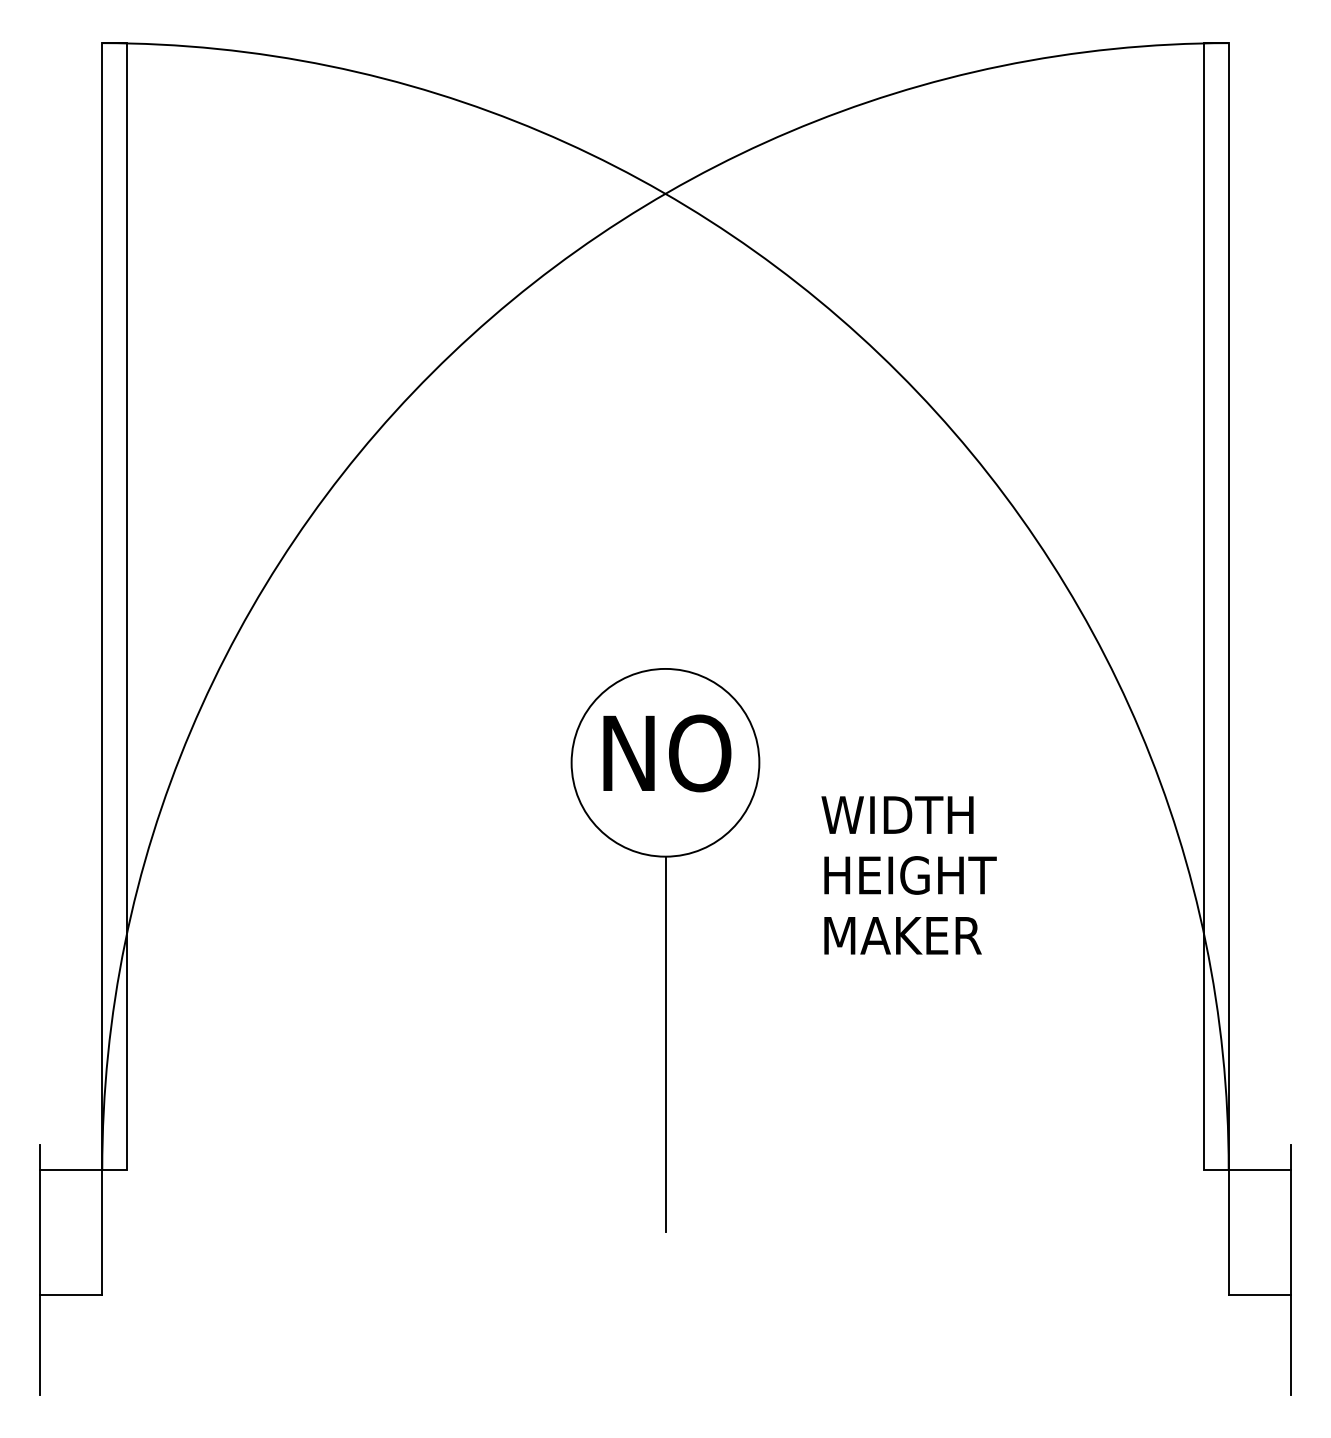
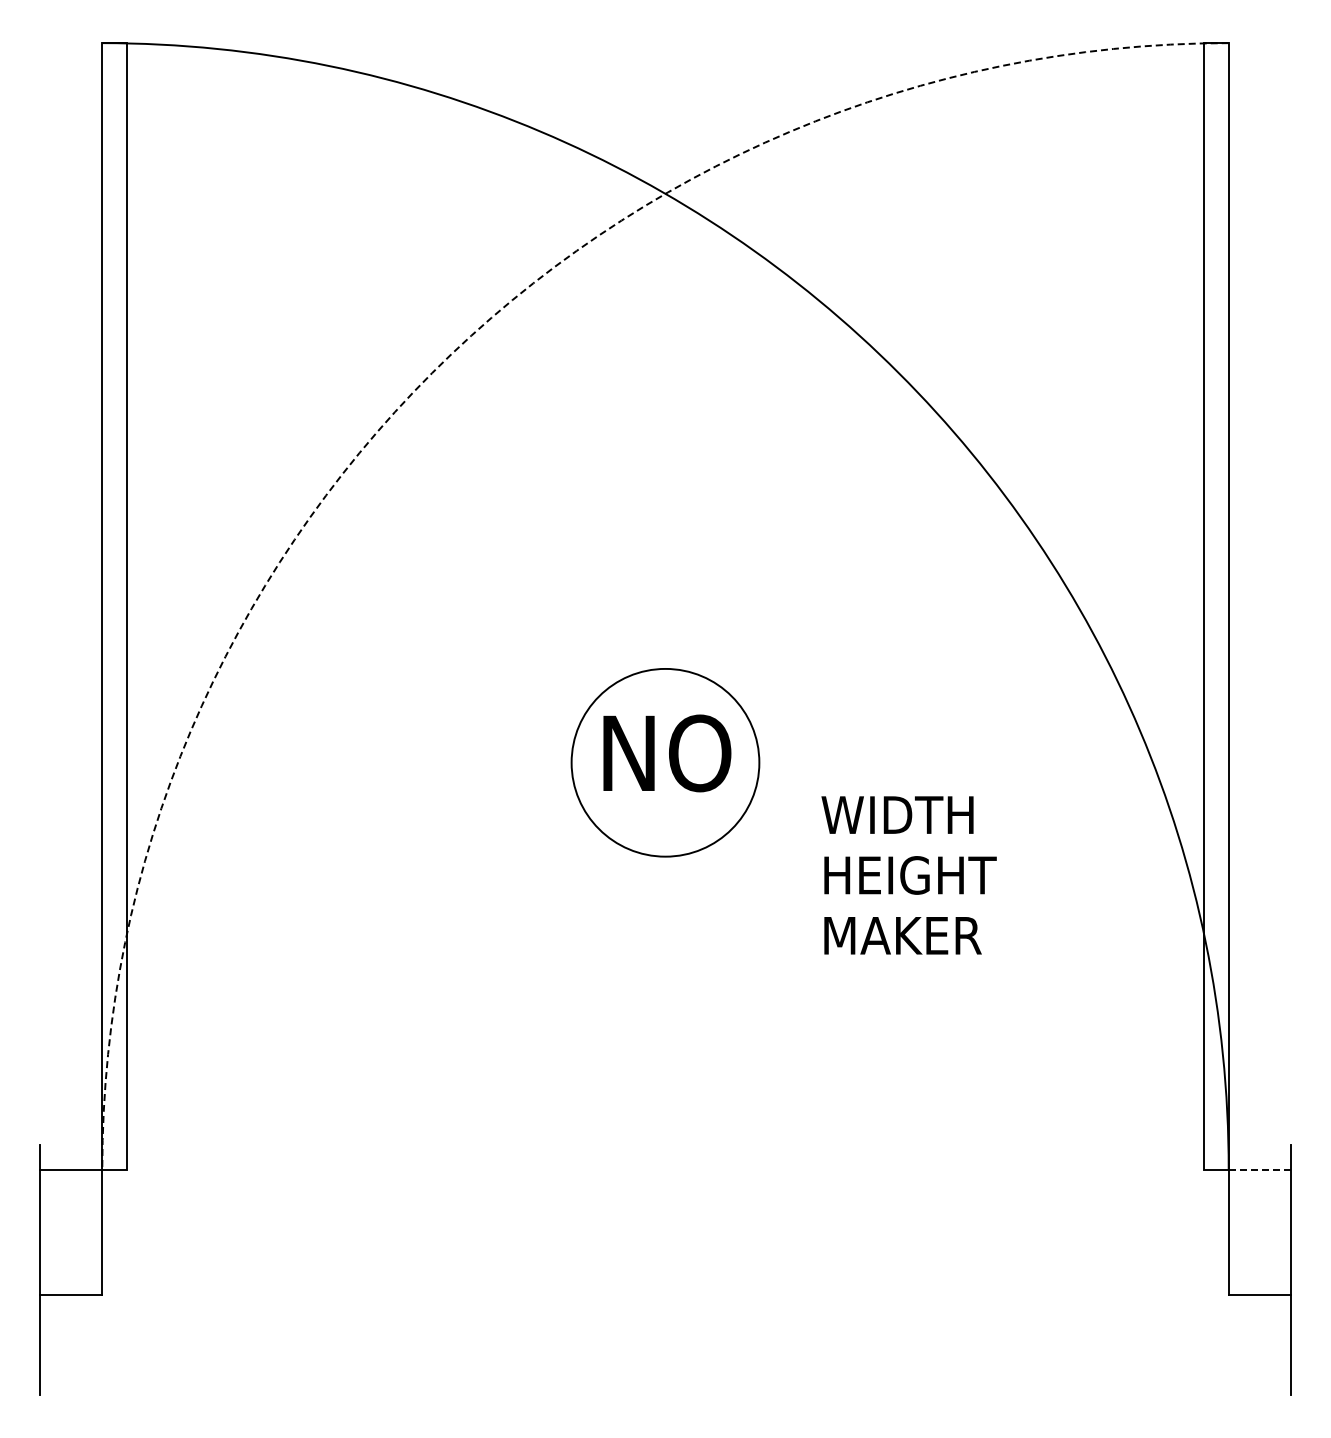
arc: solid -> dashed (432, 373)
line: present -> none (665, 1044)
line: solid -> dashed (1259, 1169)
